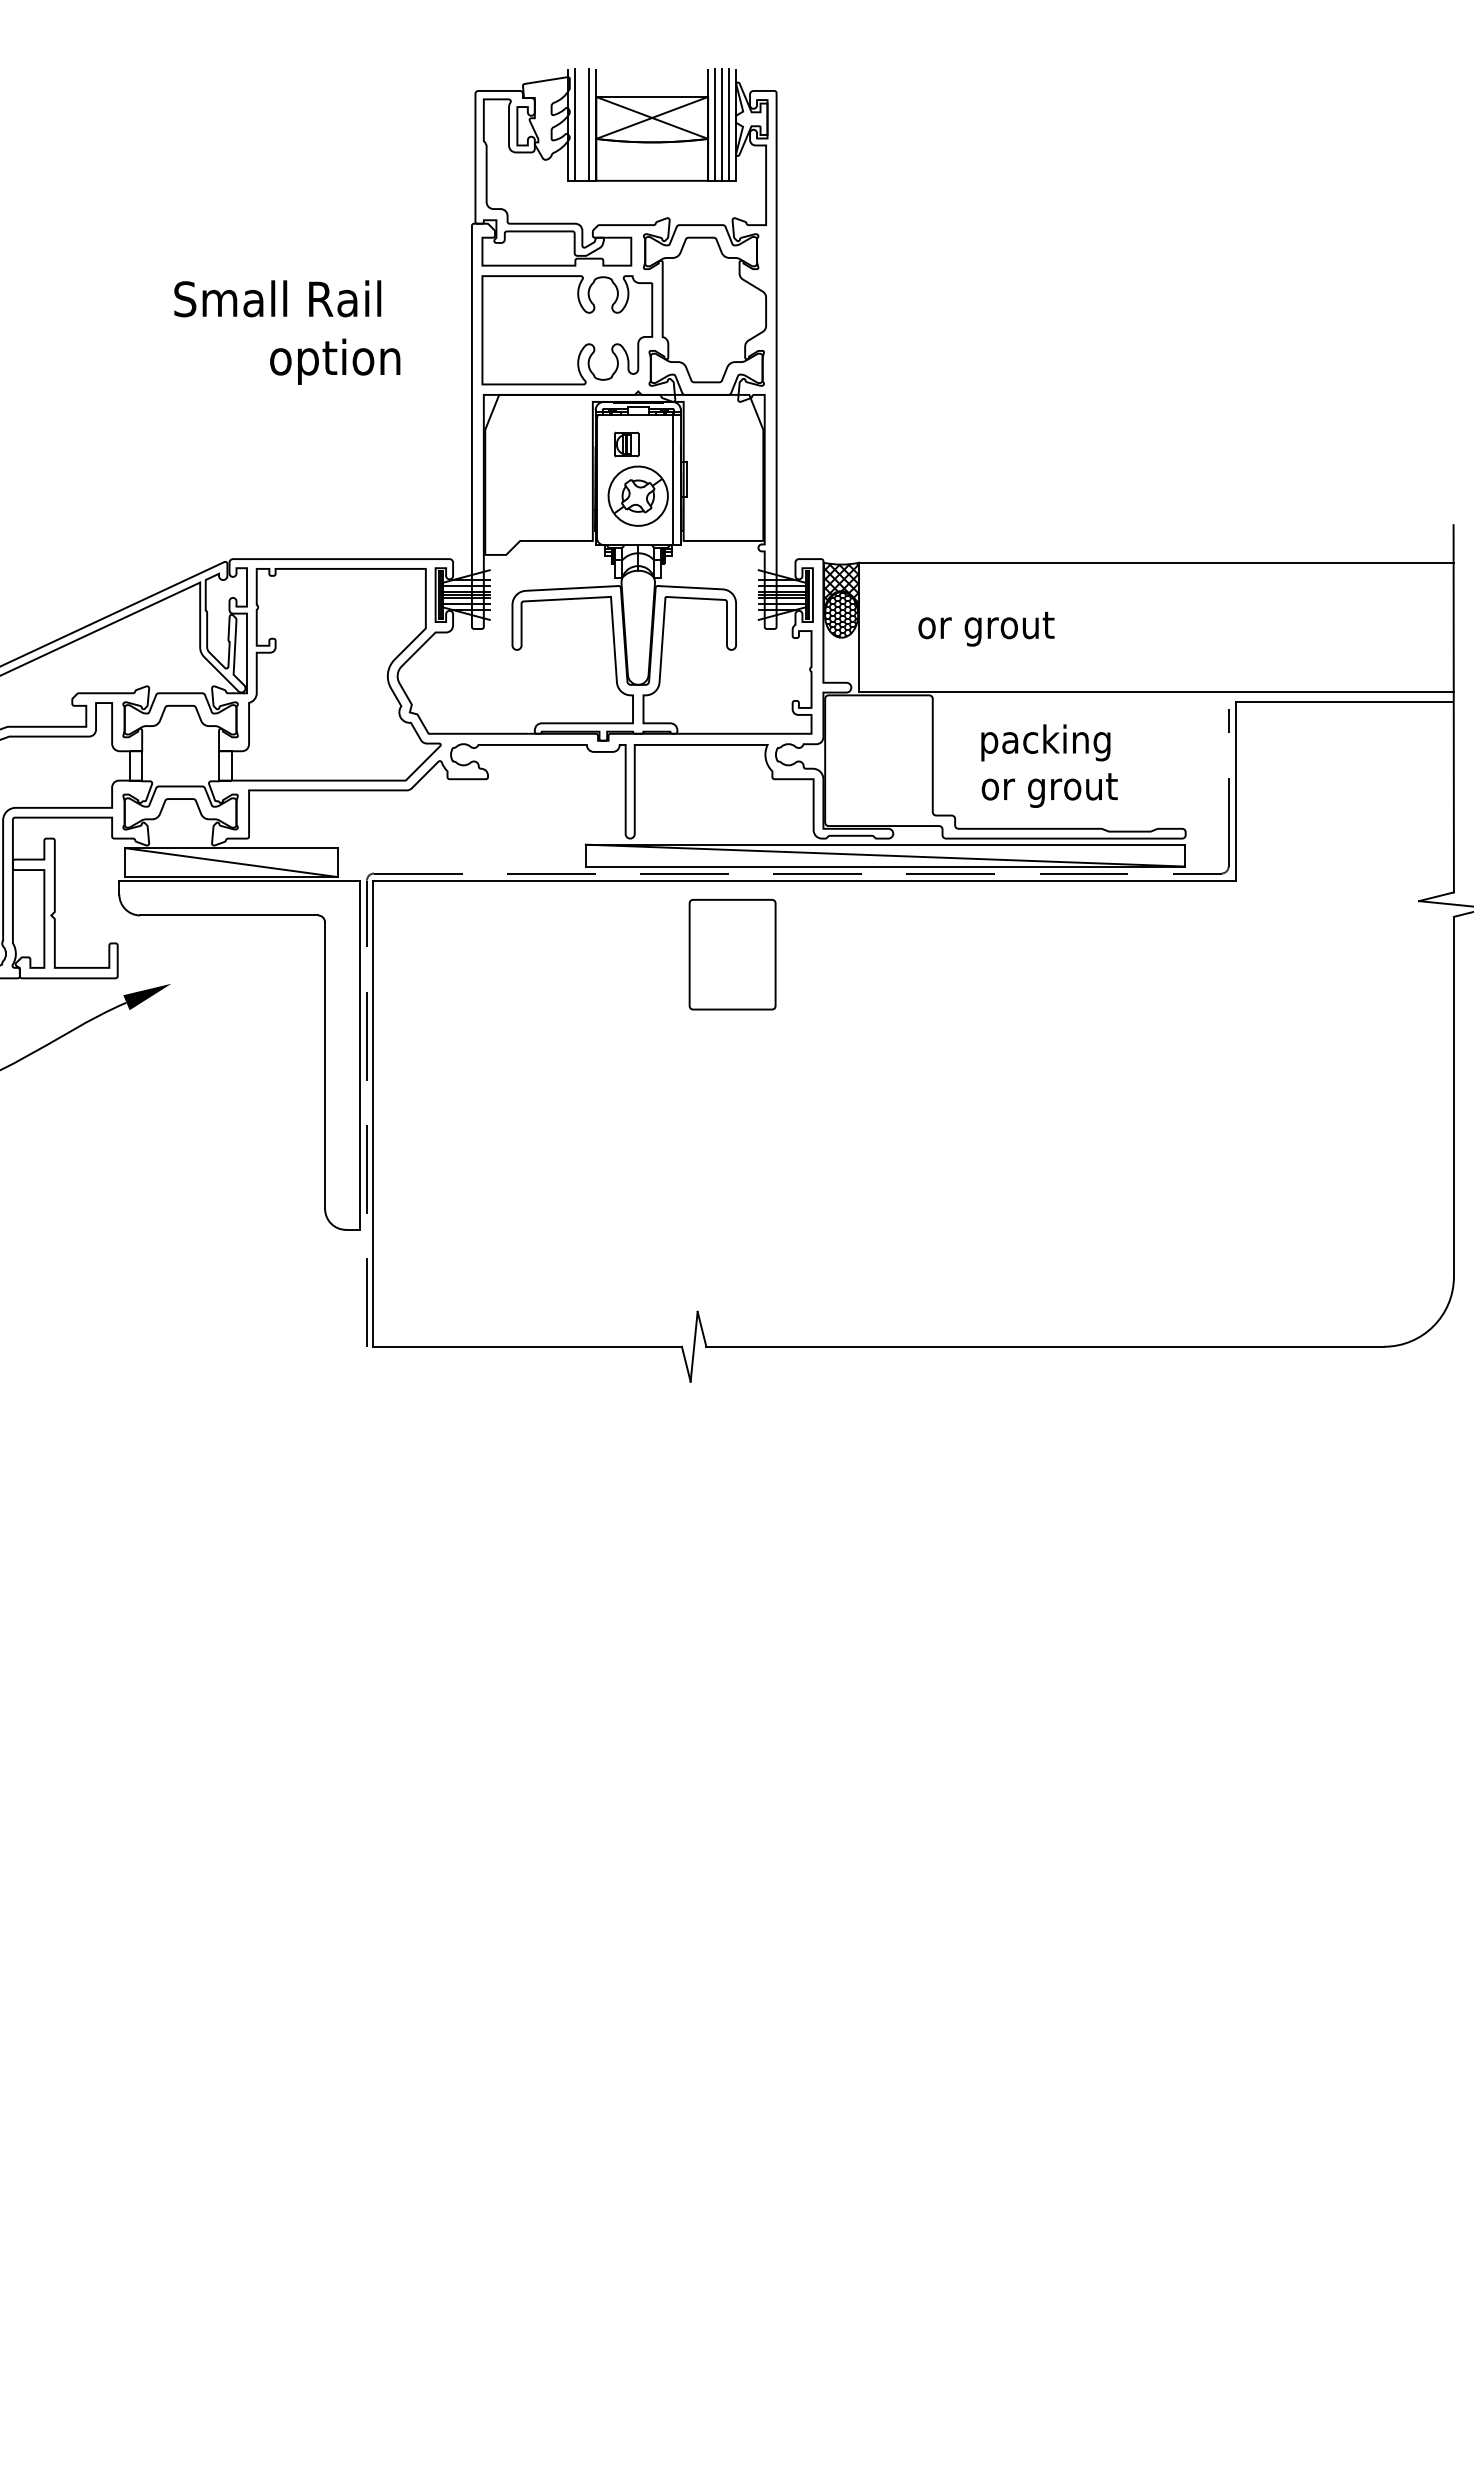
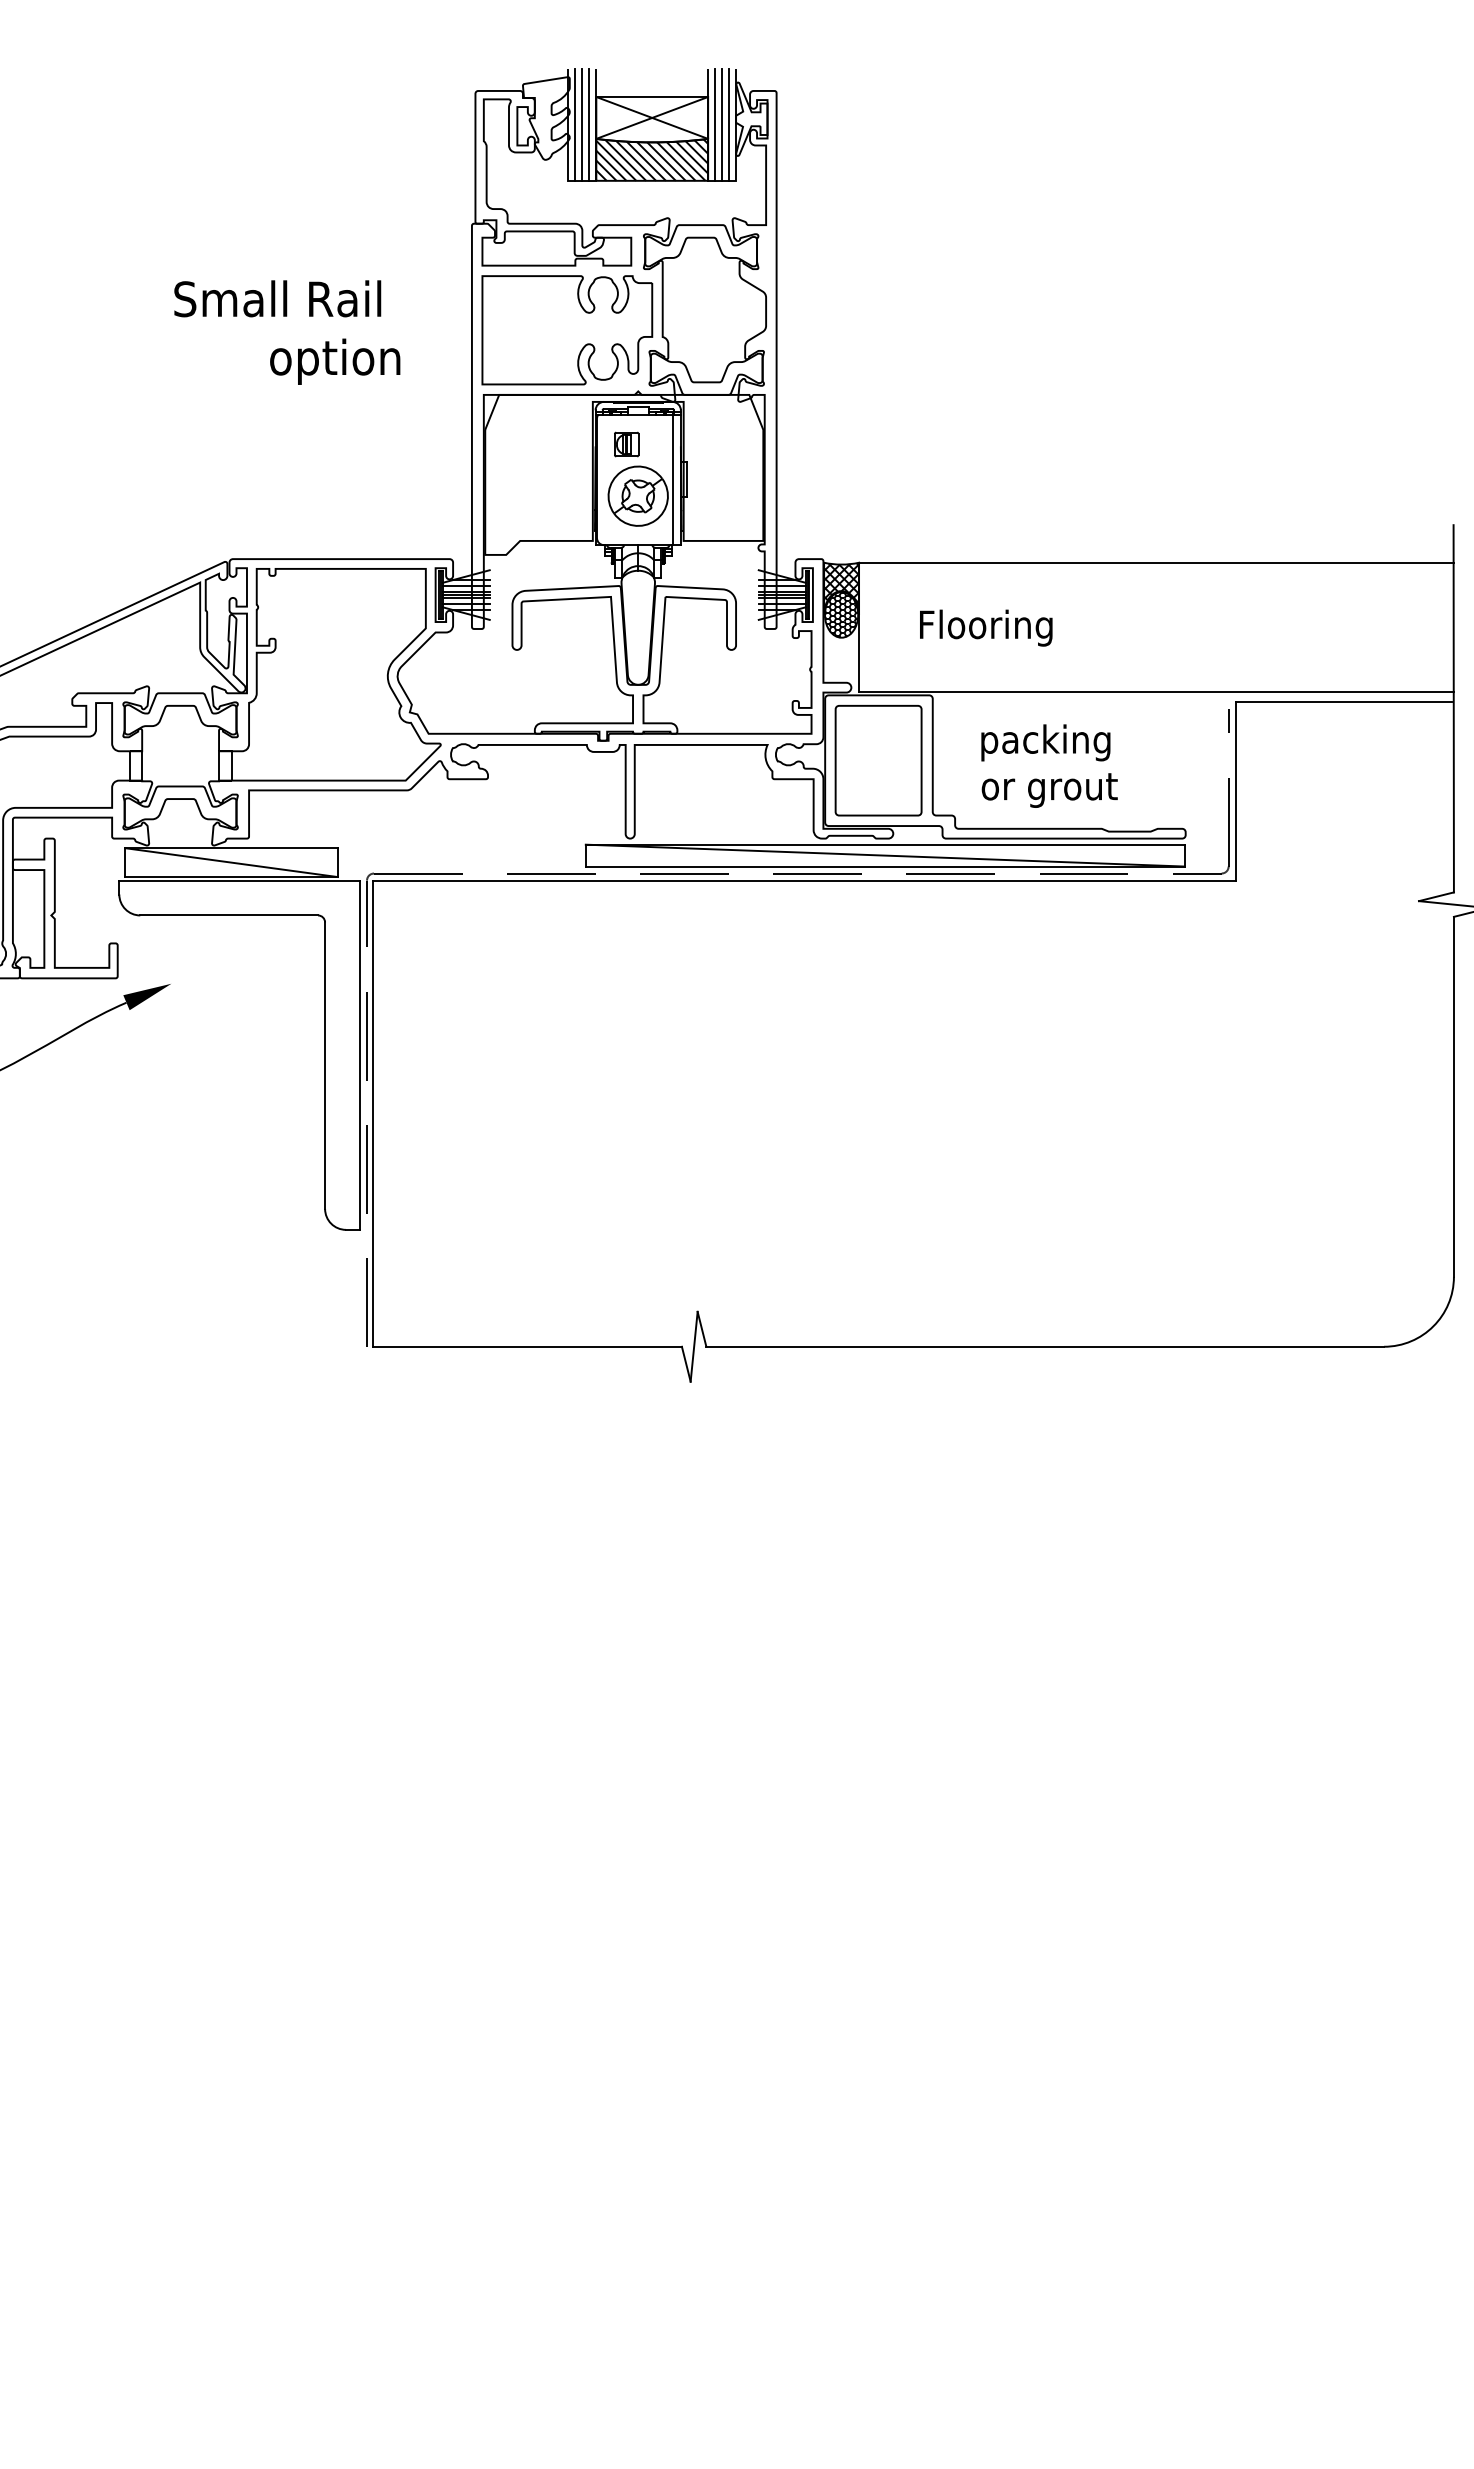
line: none -> present (582, 124)
hatch: none -> present (652, 159)
text: or grout -> Flooring (986, 627)
part position: (732, 954) -> (878, 760) (878, 760)
